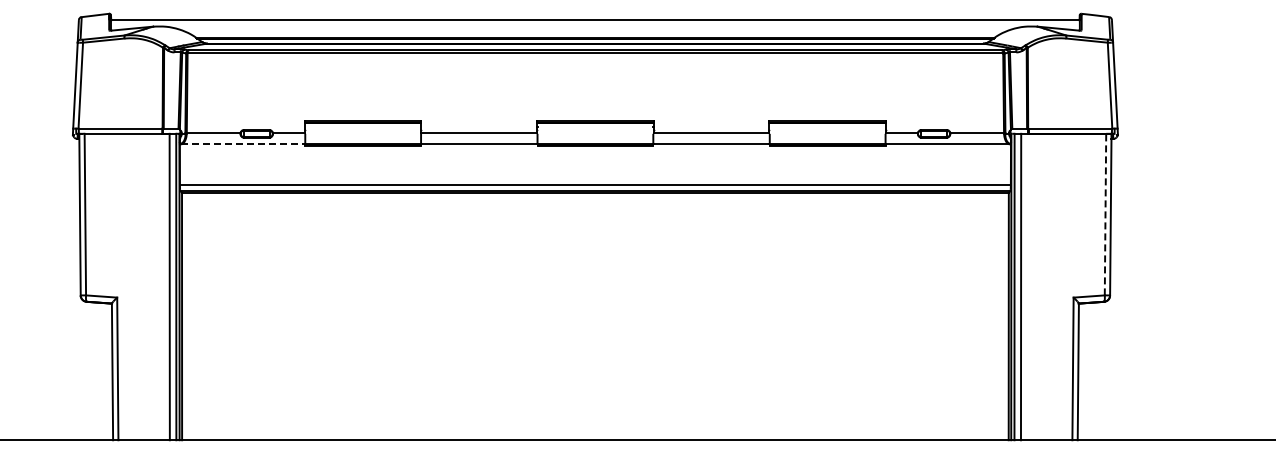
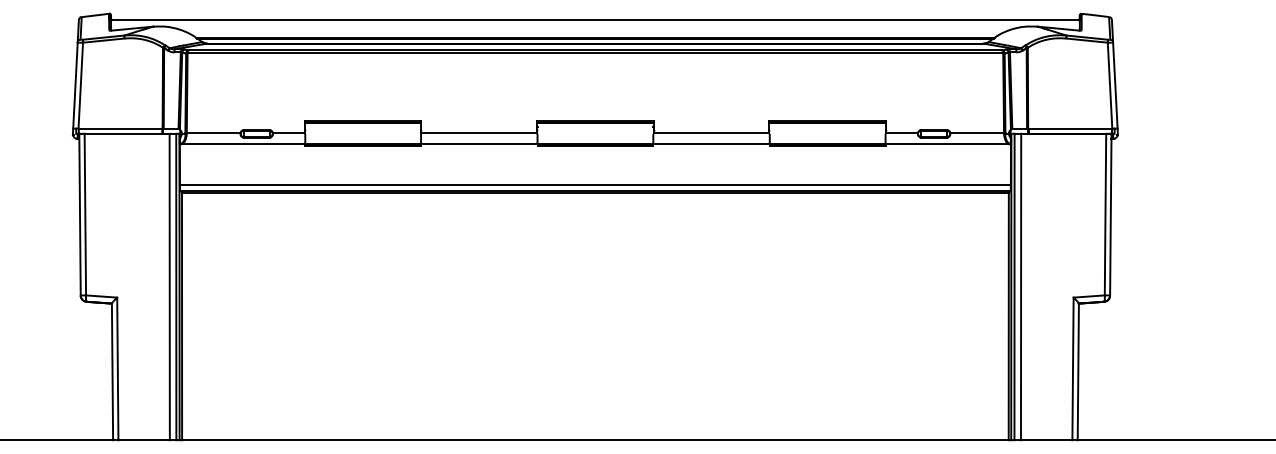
line: dashed -> solid (243, 144)
line: dashed -> solid (1105, 214)
